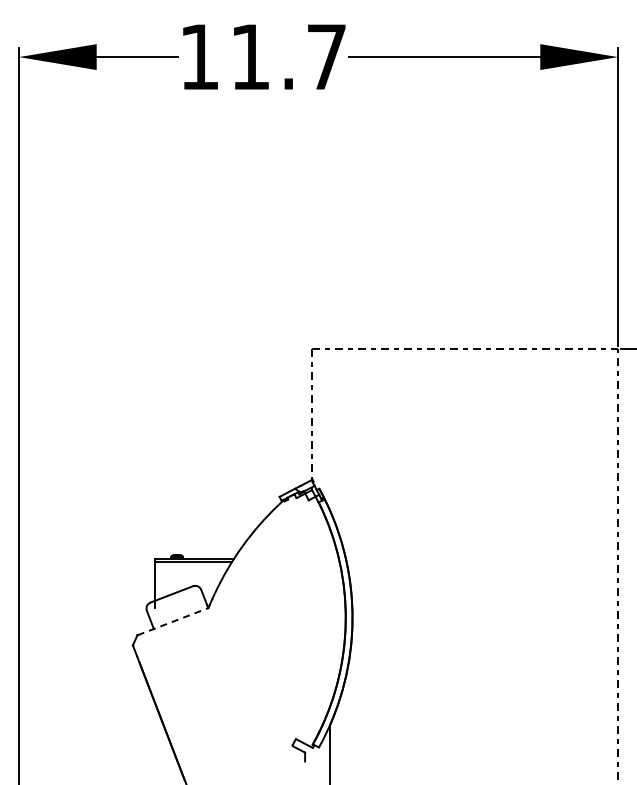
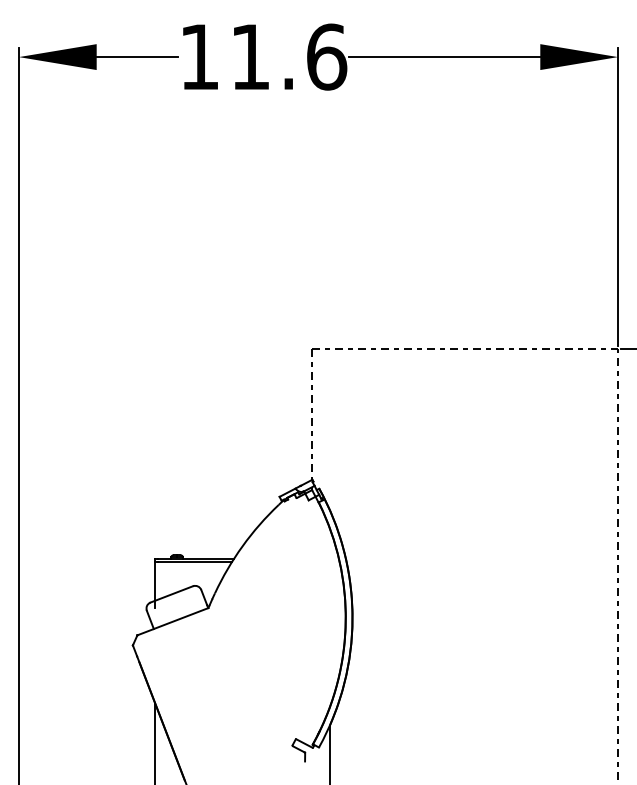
text: 11.7 -> 11.6 (327, 56)
line: dashed -> solid (173, 621)
line: none -> present (154, 741)
